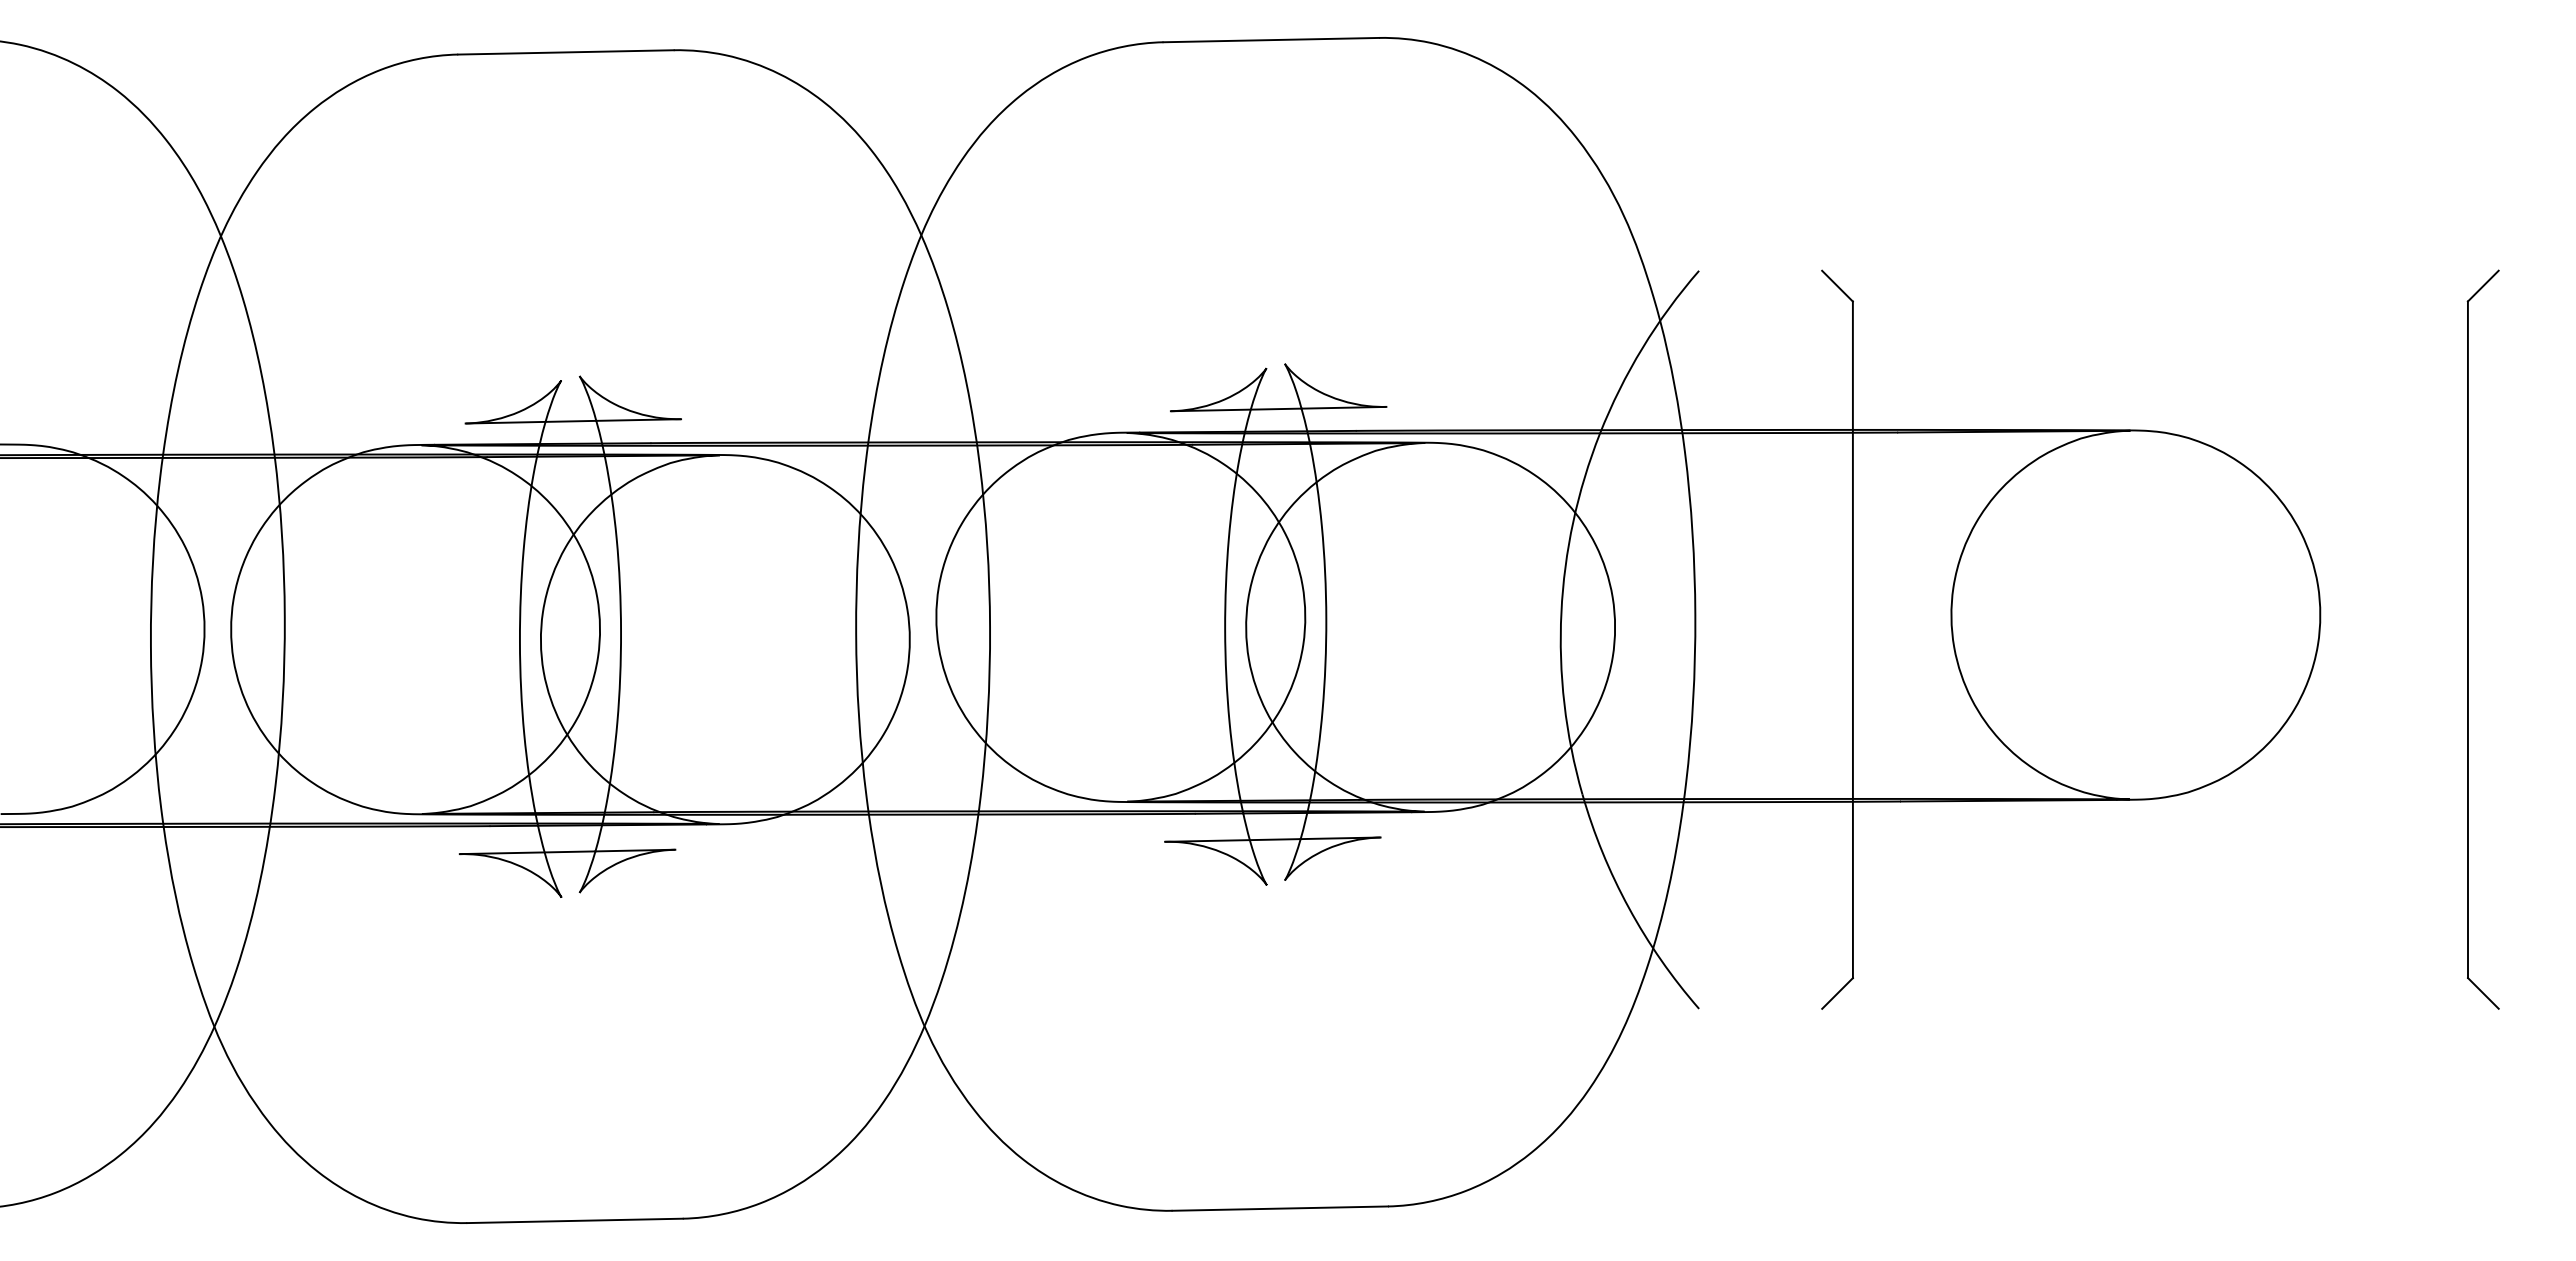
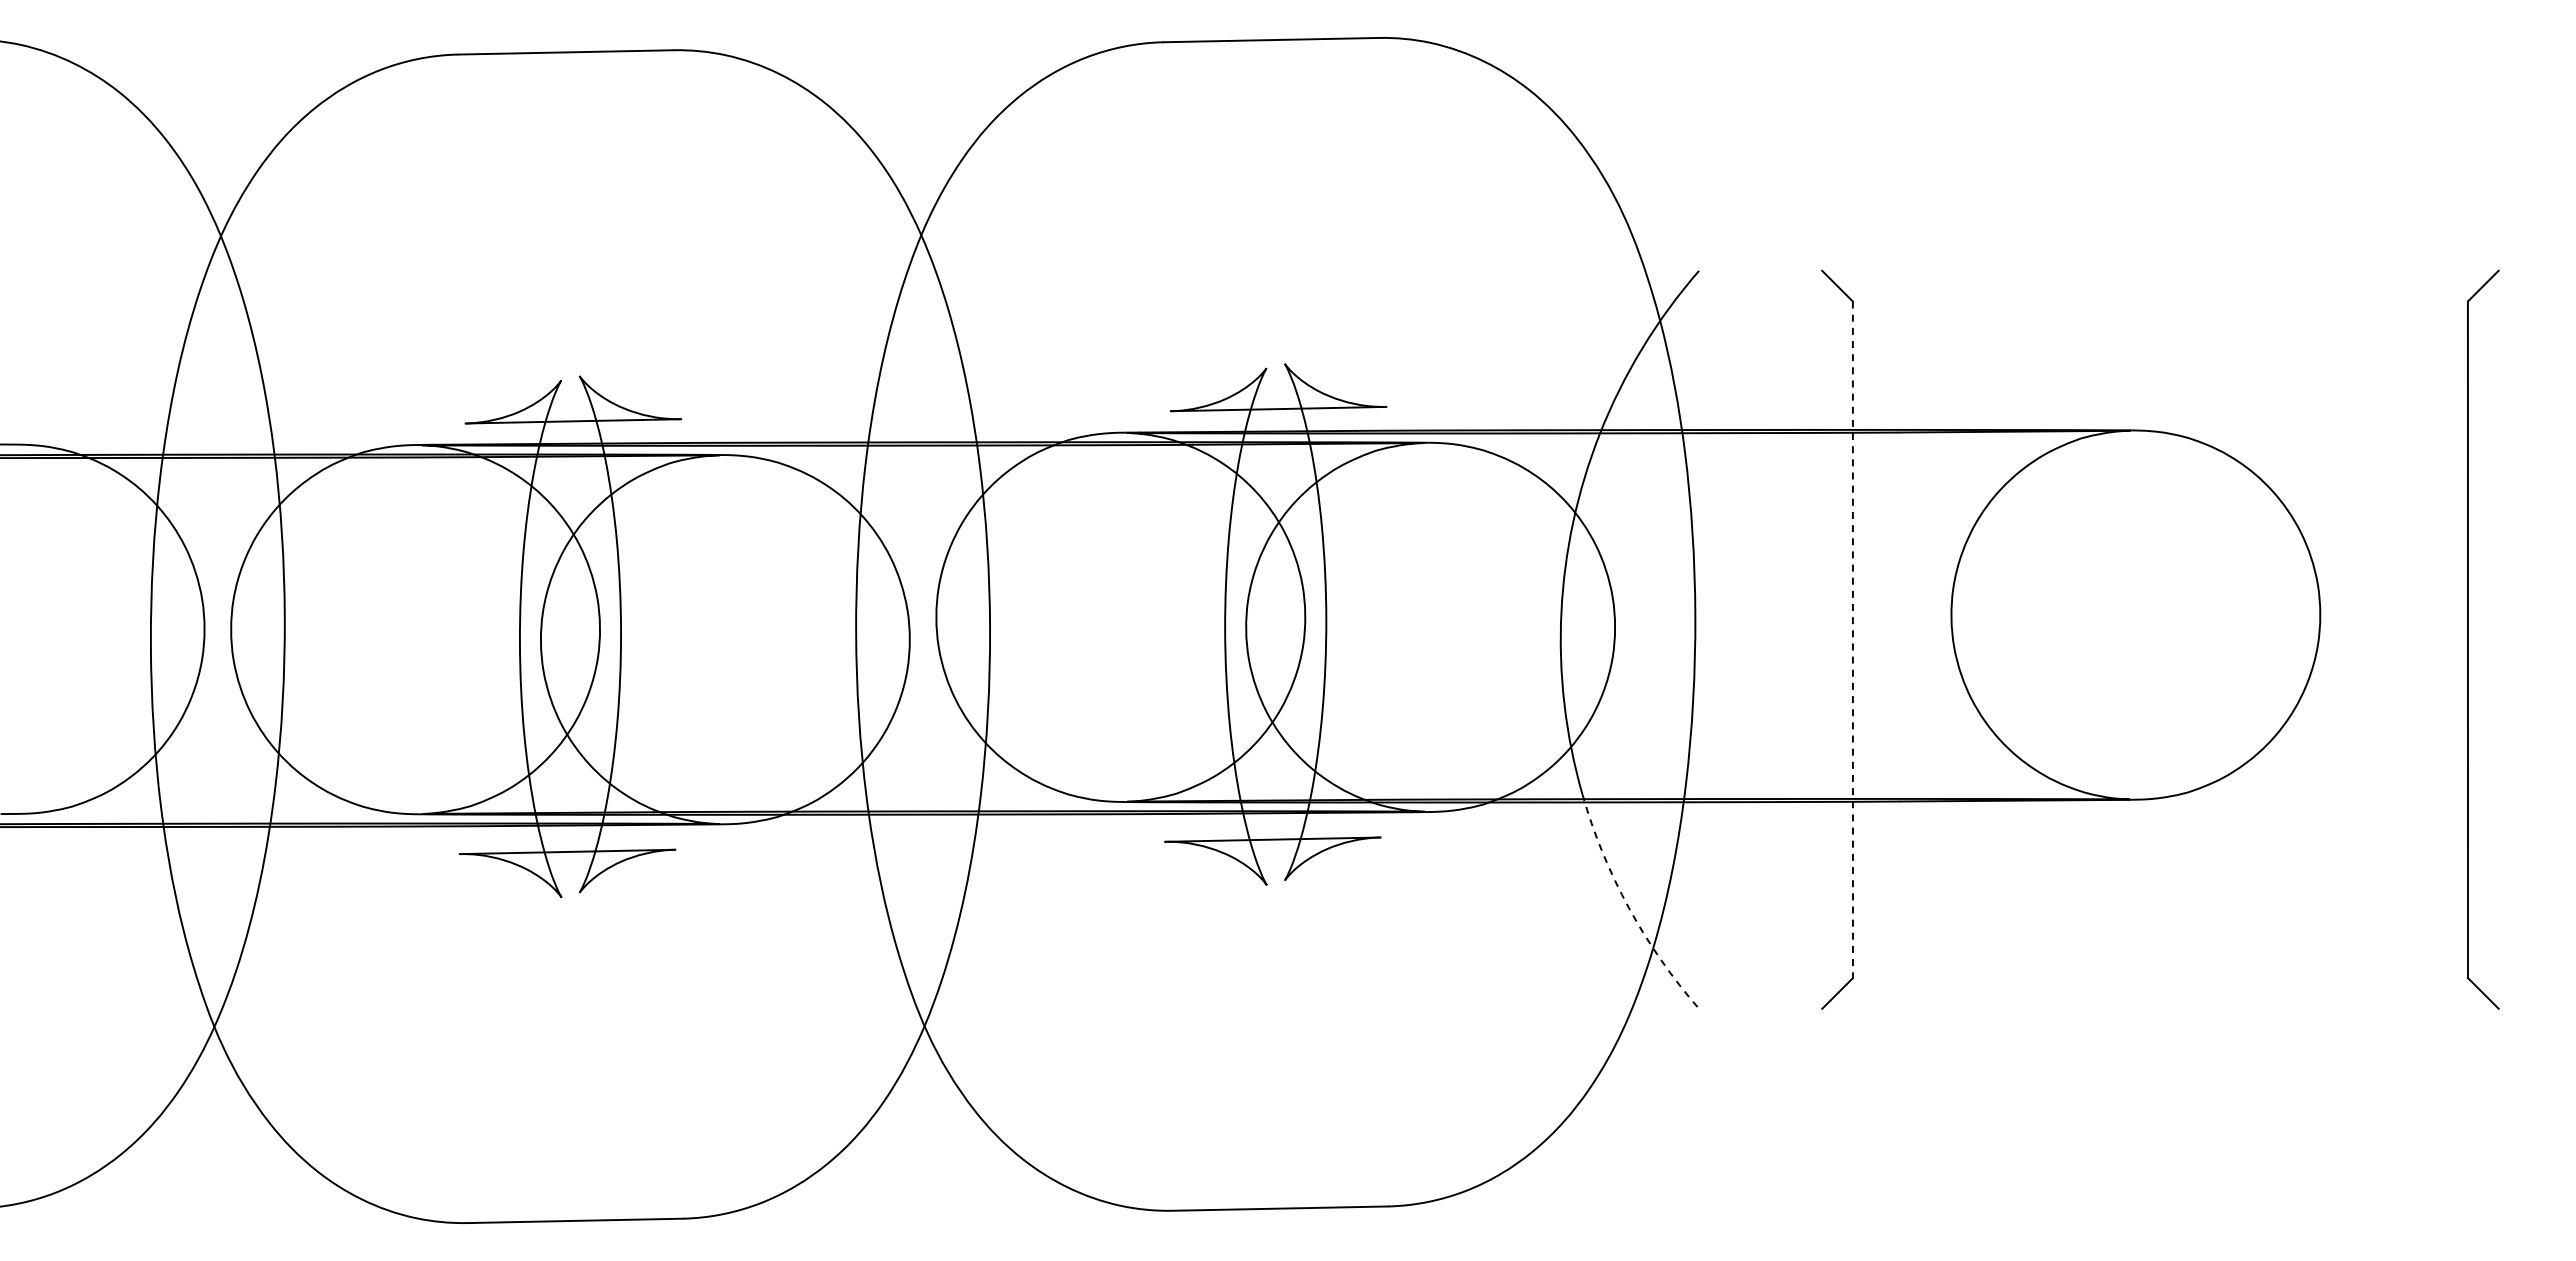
line: solid -> dashed (1852, 640)
arc: solid -> dashed (1628, 908)
